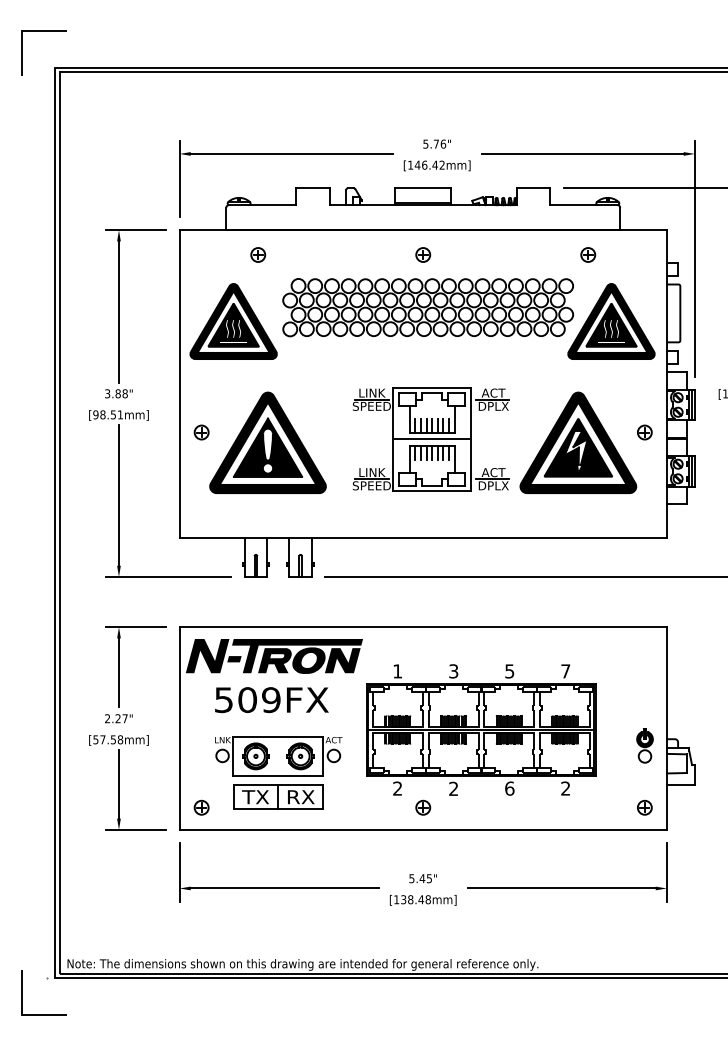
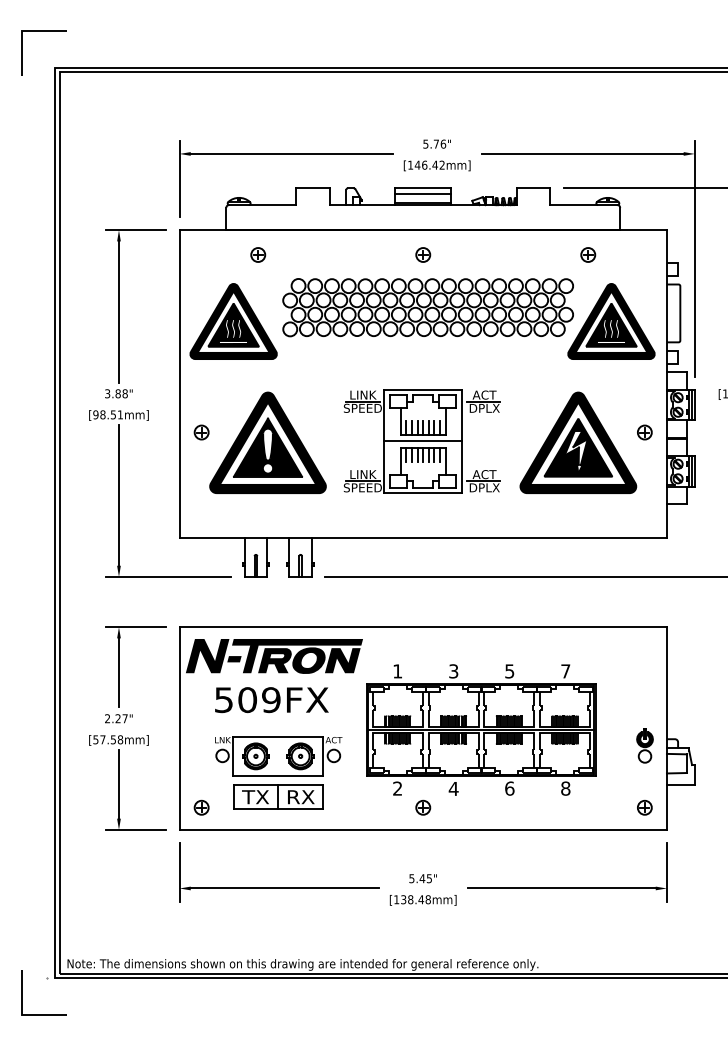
line: none -> present (423, 193)
part position: (430, 439) -> (421, 441) (421, 441)
text: 2 -> 4 (453, 788)
text: 2 -> 8 (565, 788)
